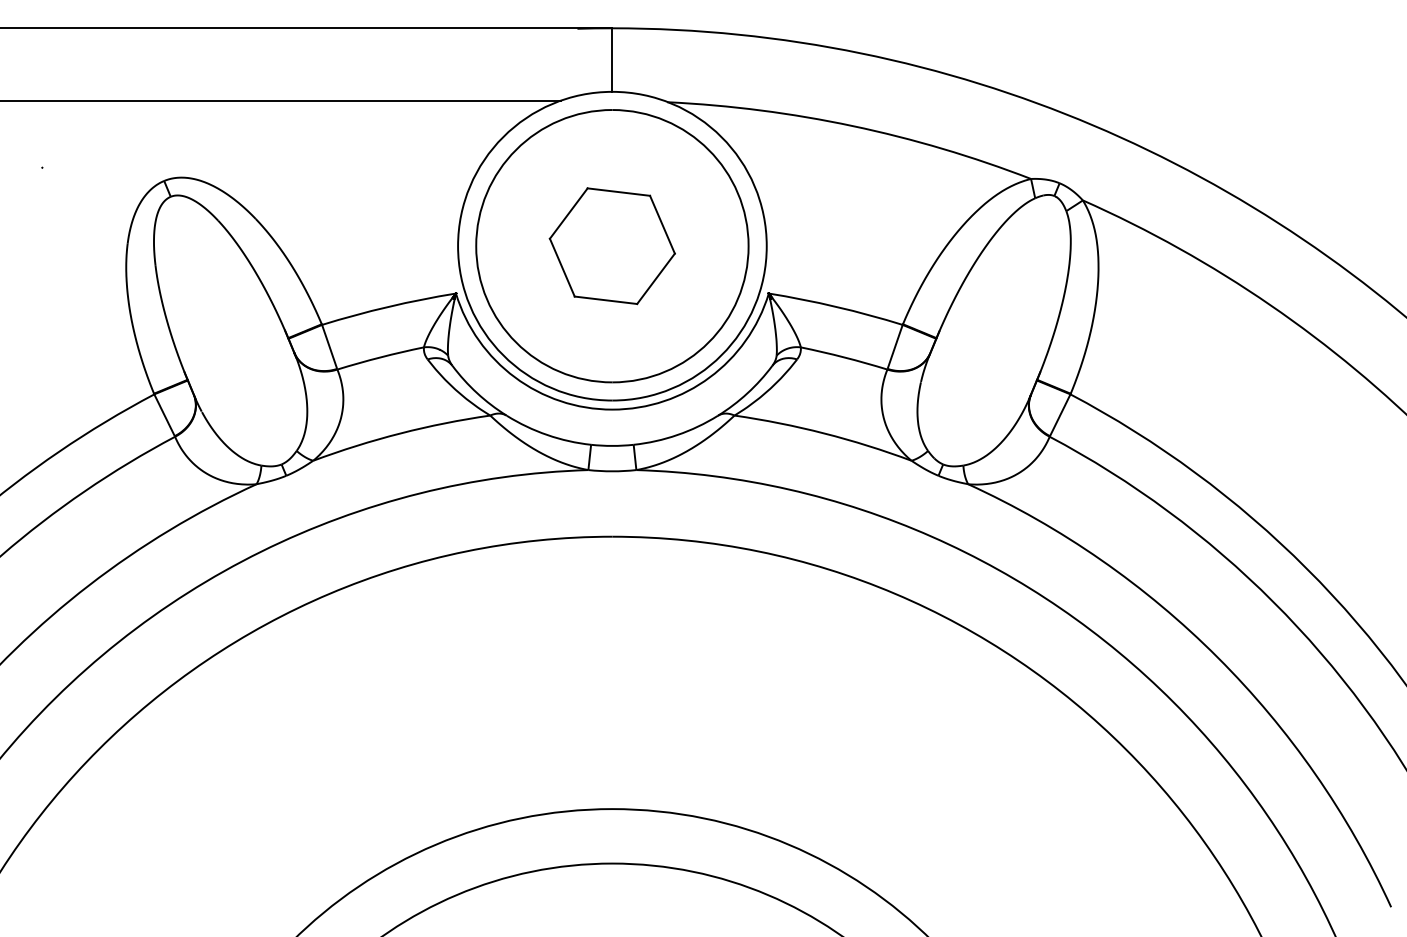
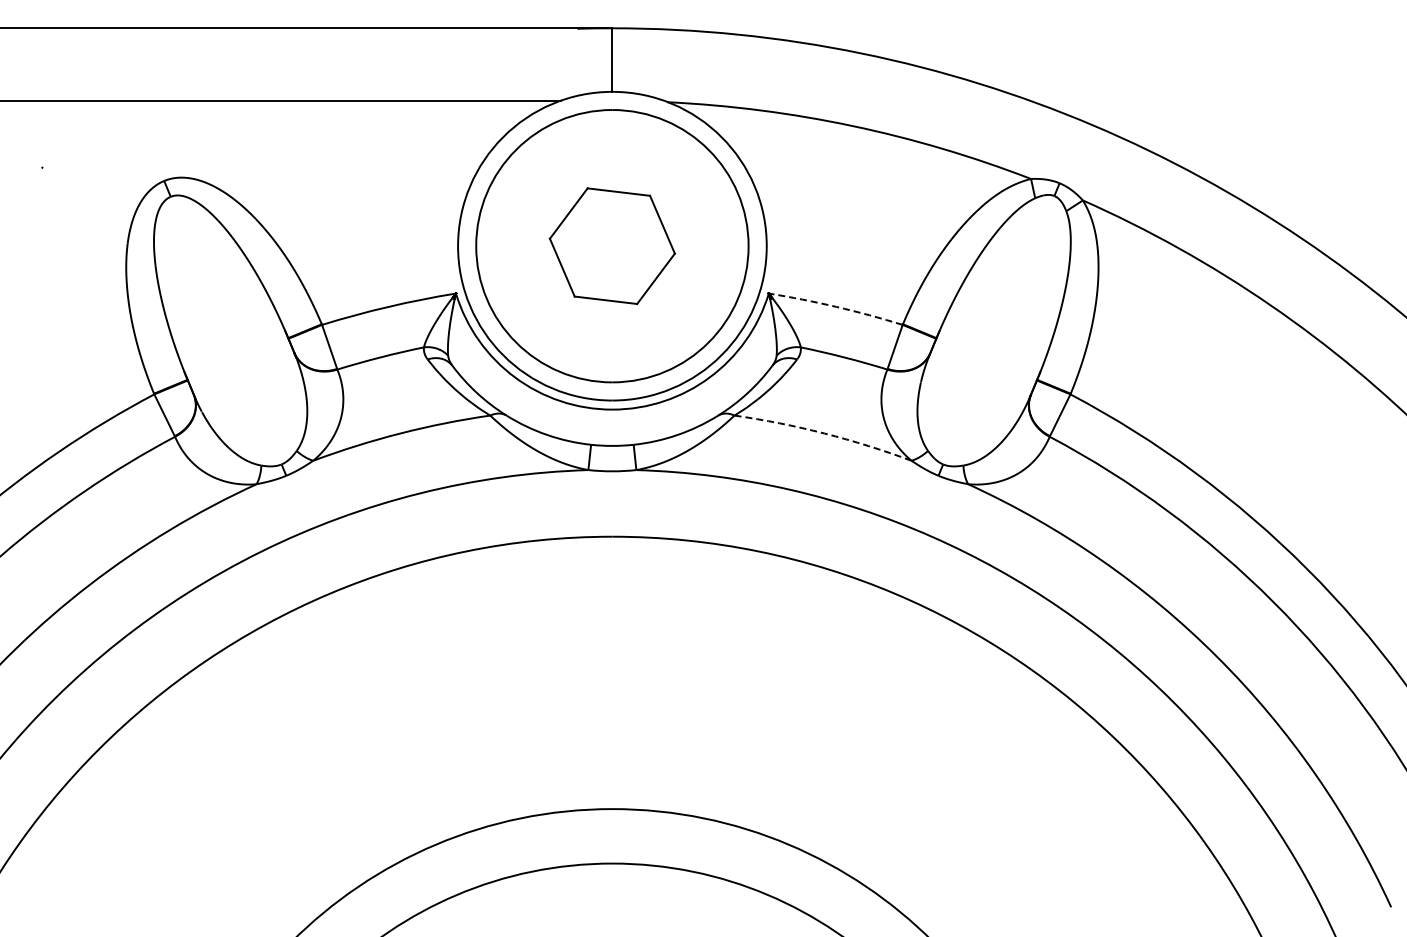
arc: solid -> dashed (836, 306)
arc: solid -> dashed (824, 433)
